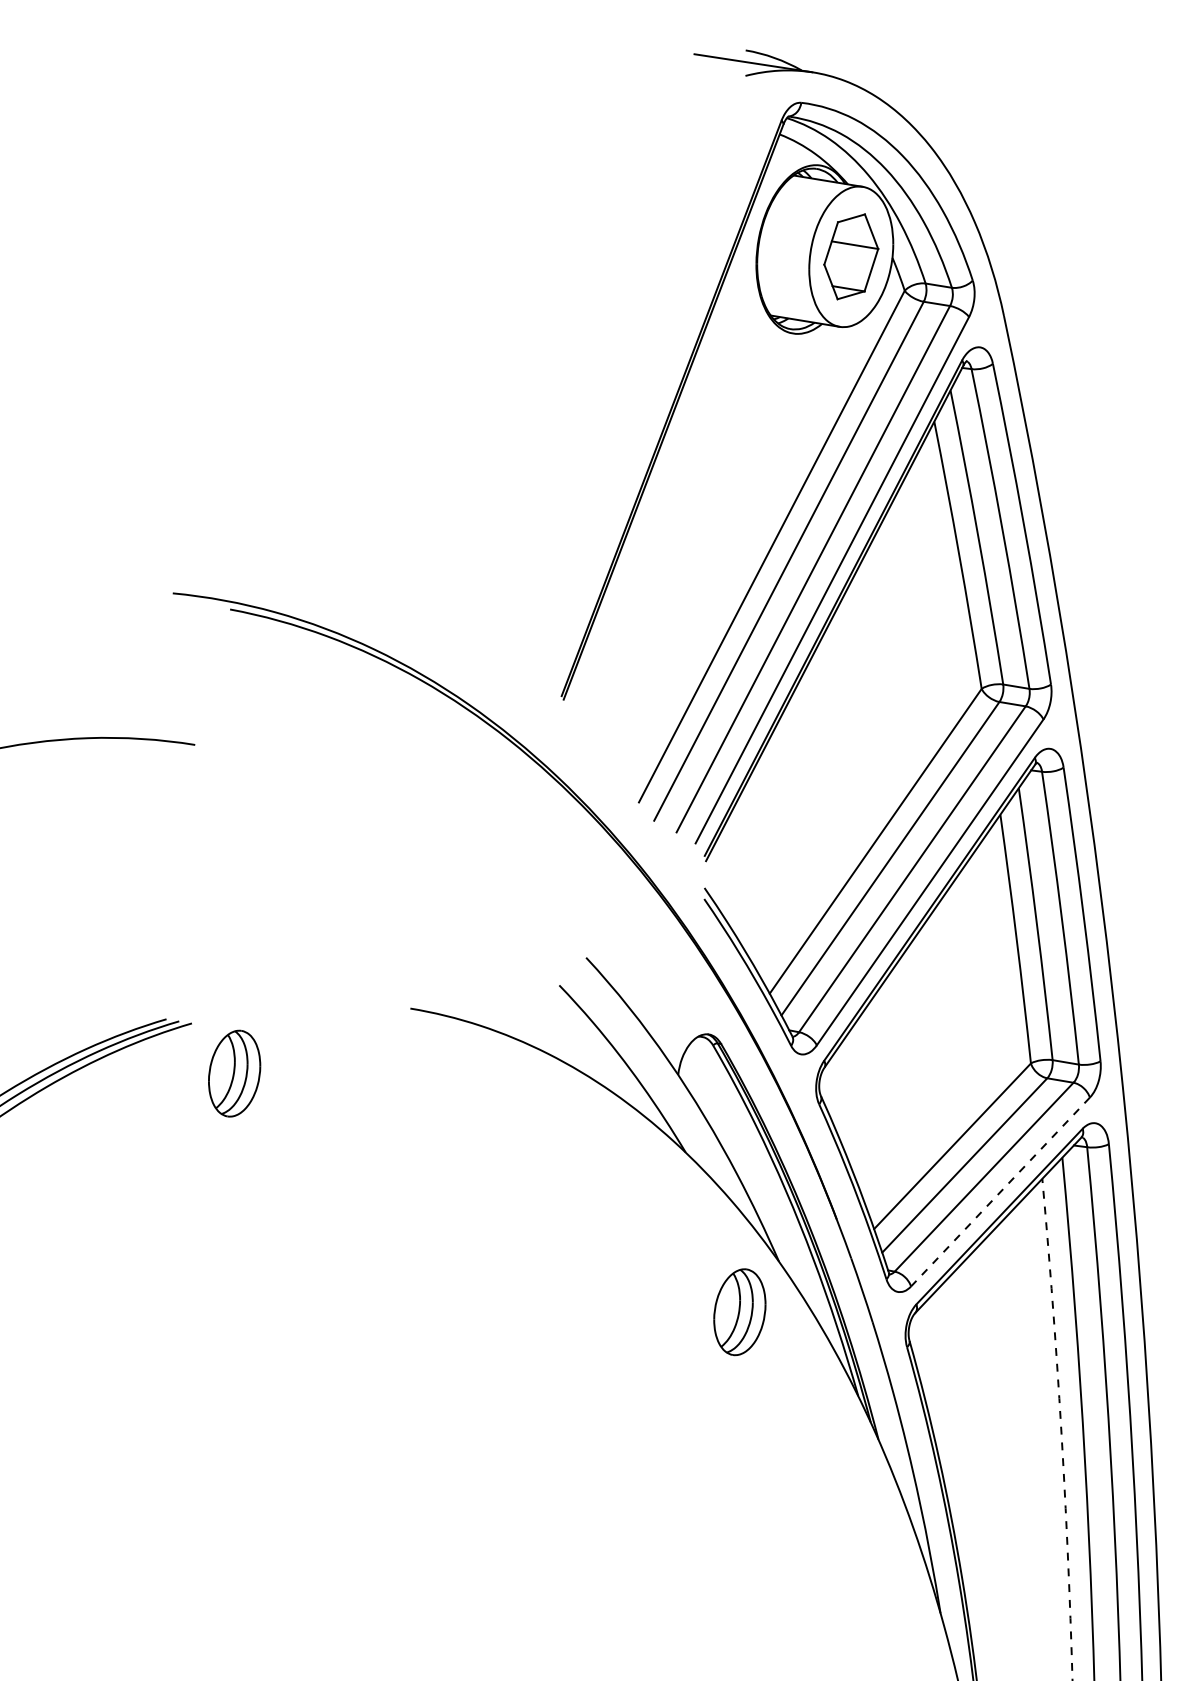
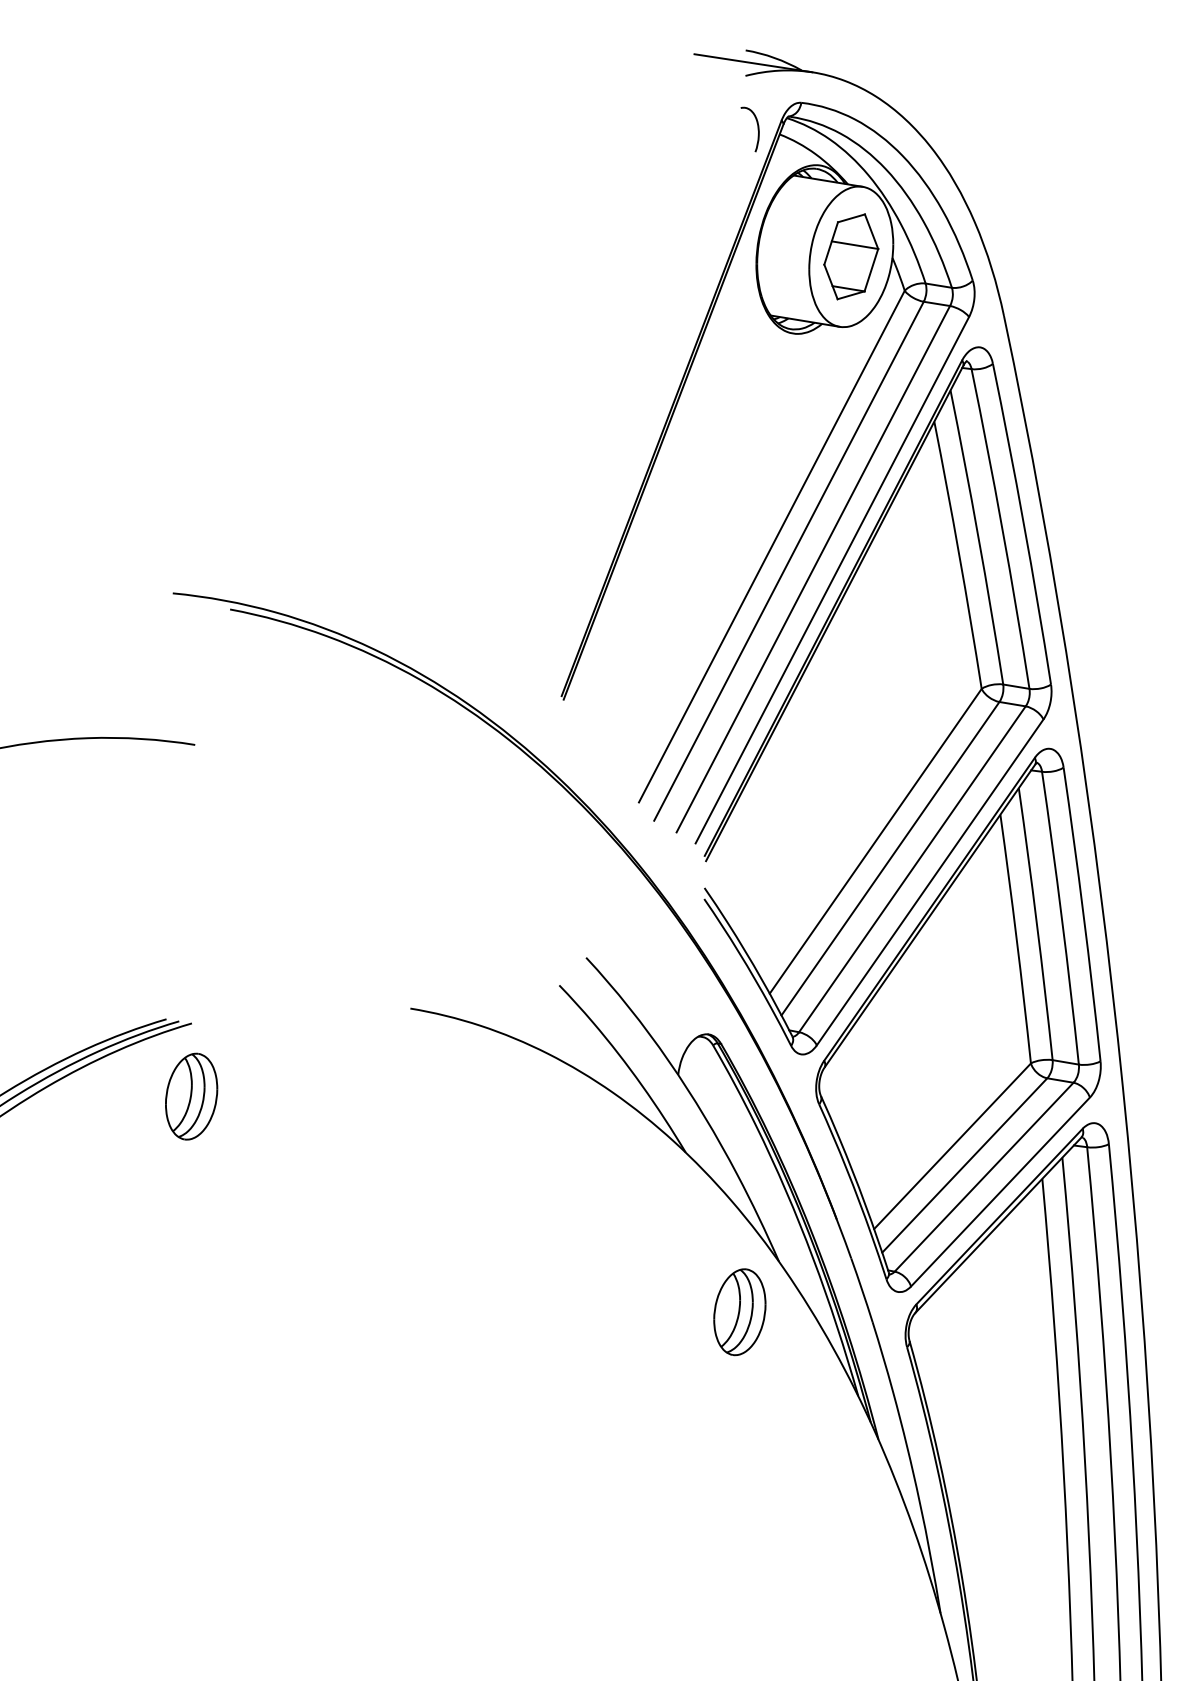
curve: none -> present (757, 129)
part position: (234, 1073) -> (191, 1096) (191, 1096)
line: dashed -> solid (1000, 1192)
arc: dashed -> solid (1061, 1429)
